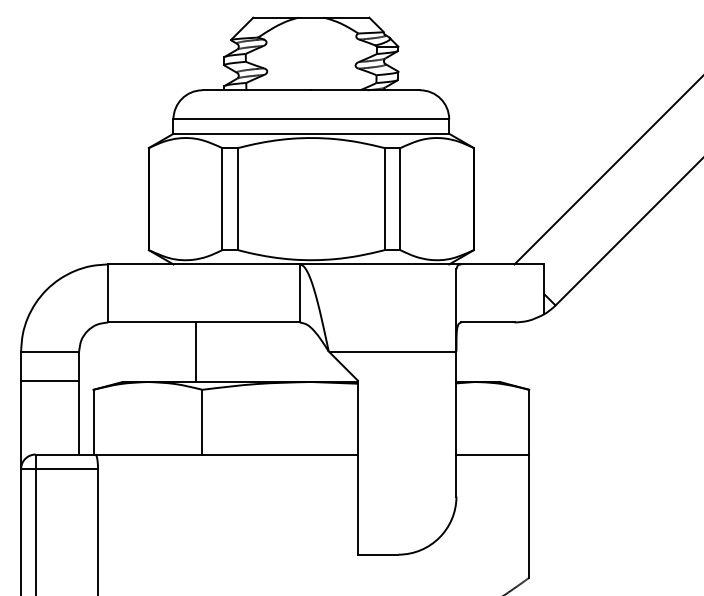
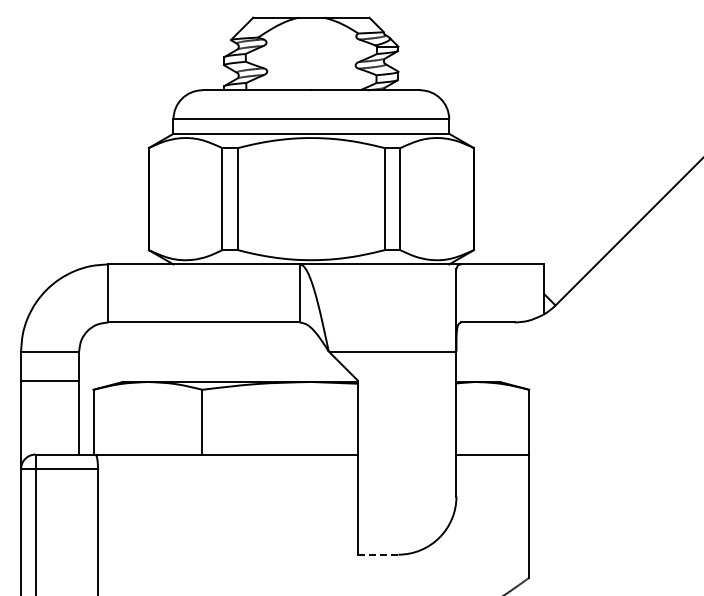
line: present -> none (607, 171)
line: present -> none (195, 351)
line: solid -> dashed (378, 554)
